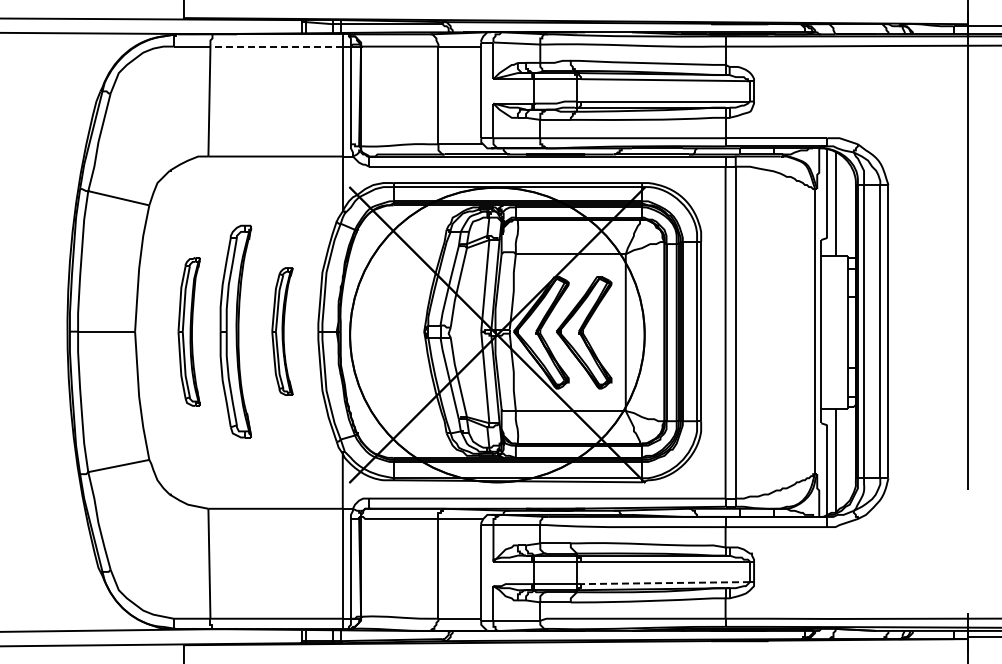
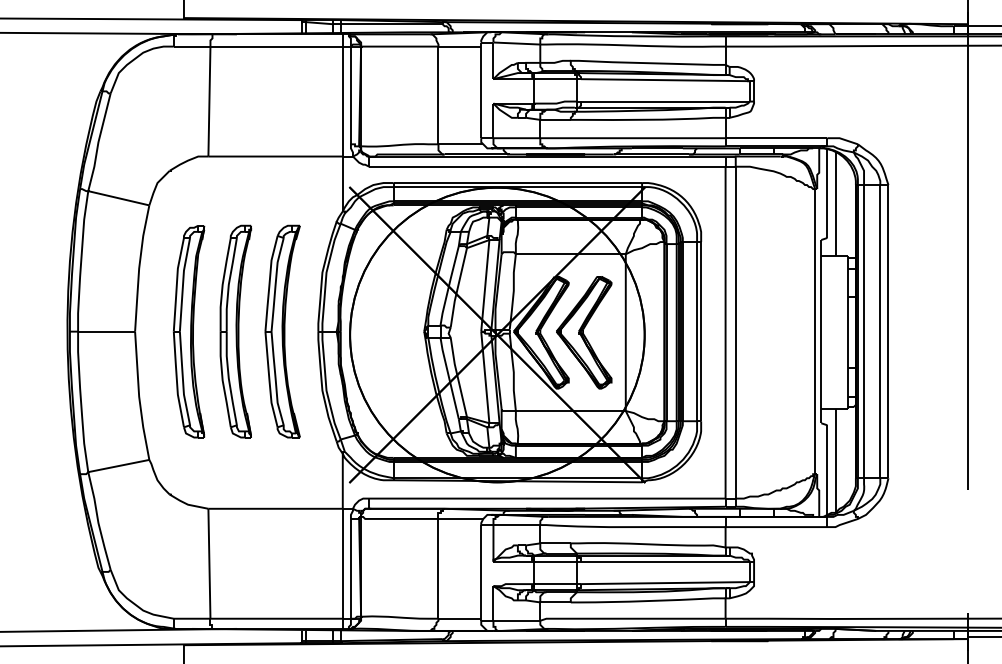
line: dashed -> solid (276, 46)
part size: 24x150 px -> 33x214 px (189, 331)
part size: 23x129 px -> 37x215 px (282, 331)
line: dashed -> solid (665, 583)
